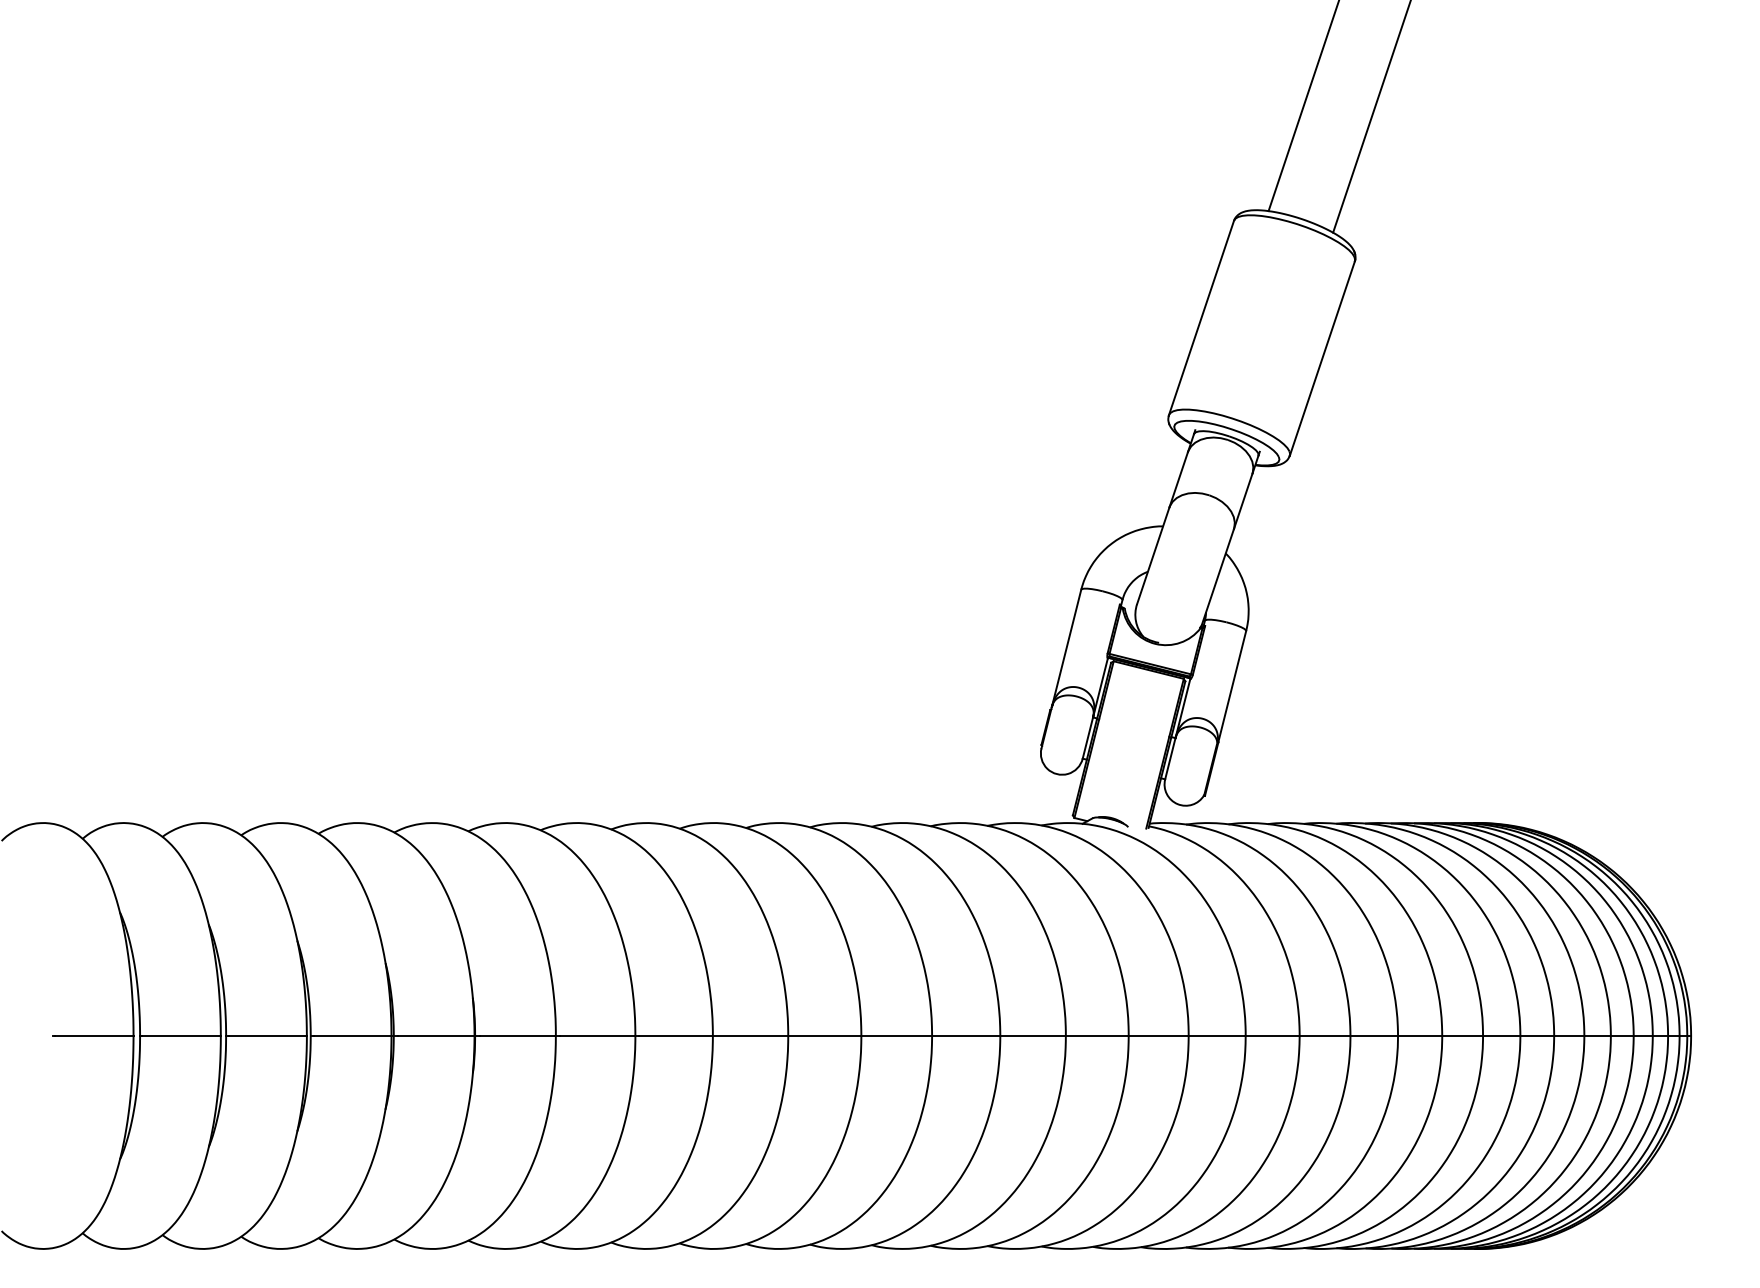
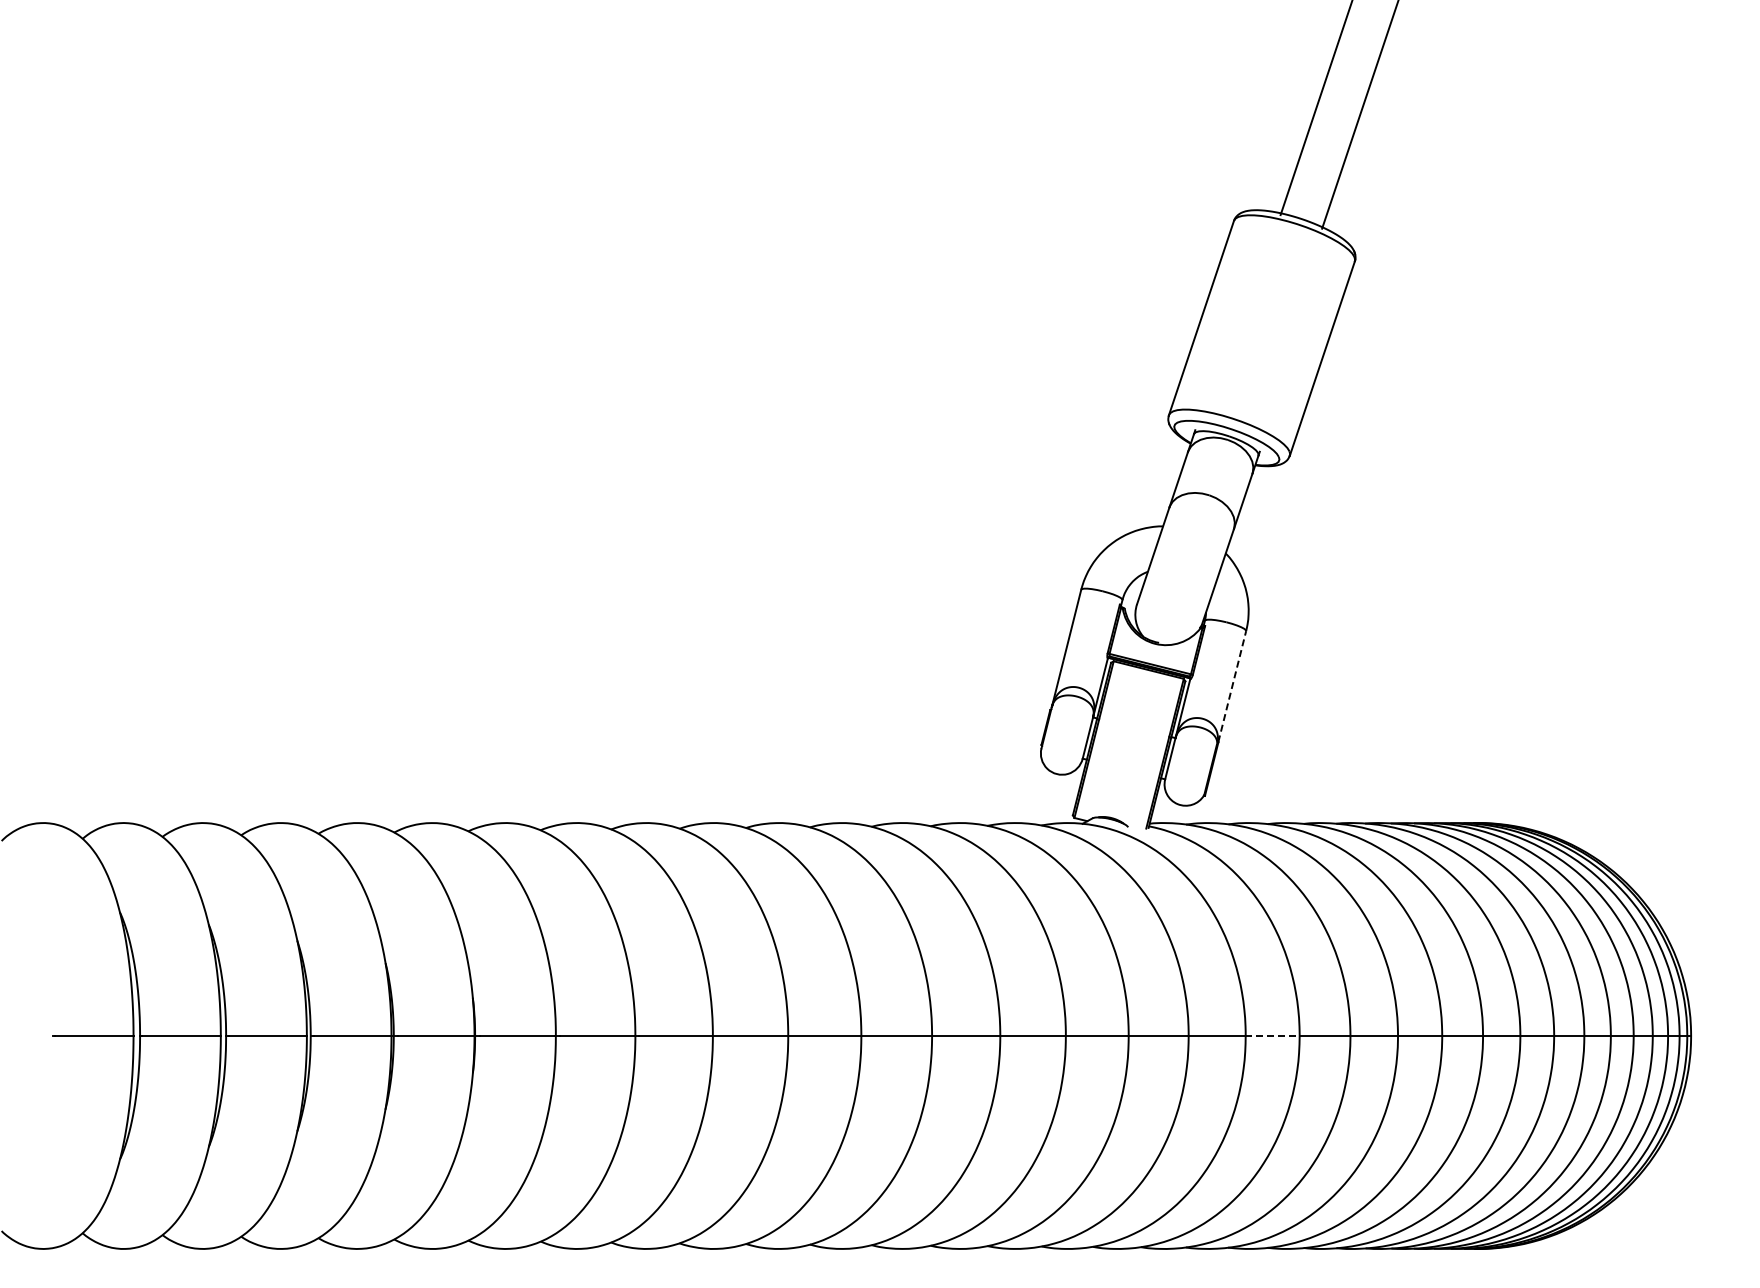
line position: (1303, 106) -> (1315, 108) (1315, 108)
line position: (1371, 117) -> (1359, 115) (1359, 115)
line: solid -> dashed (1232, 686)
line: solid -> dashed (1273, 1036)
